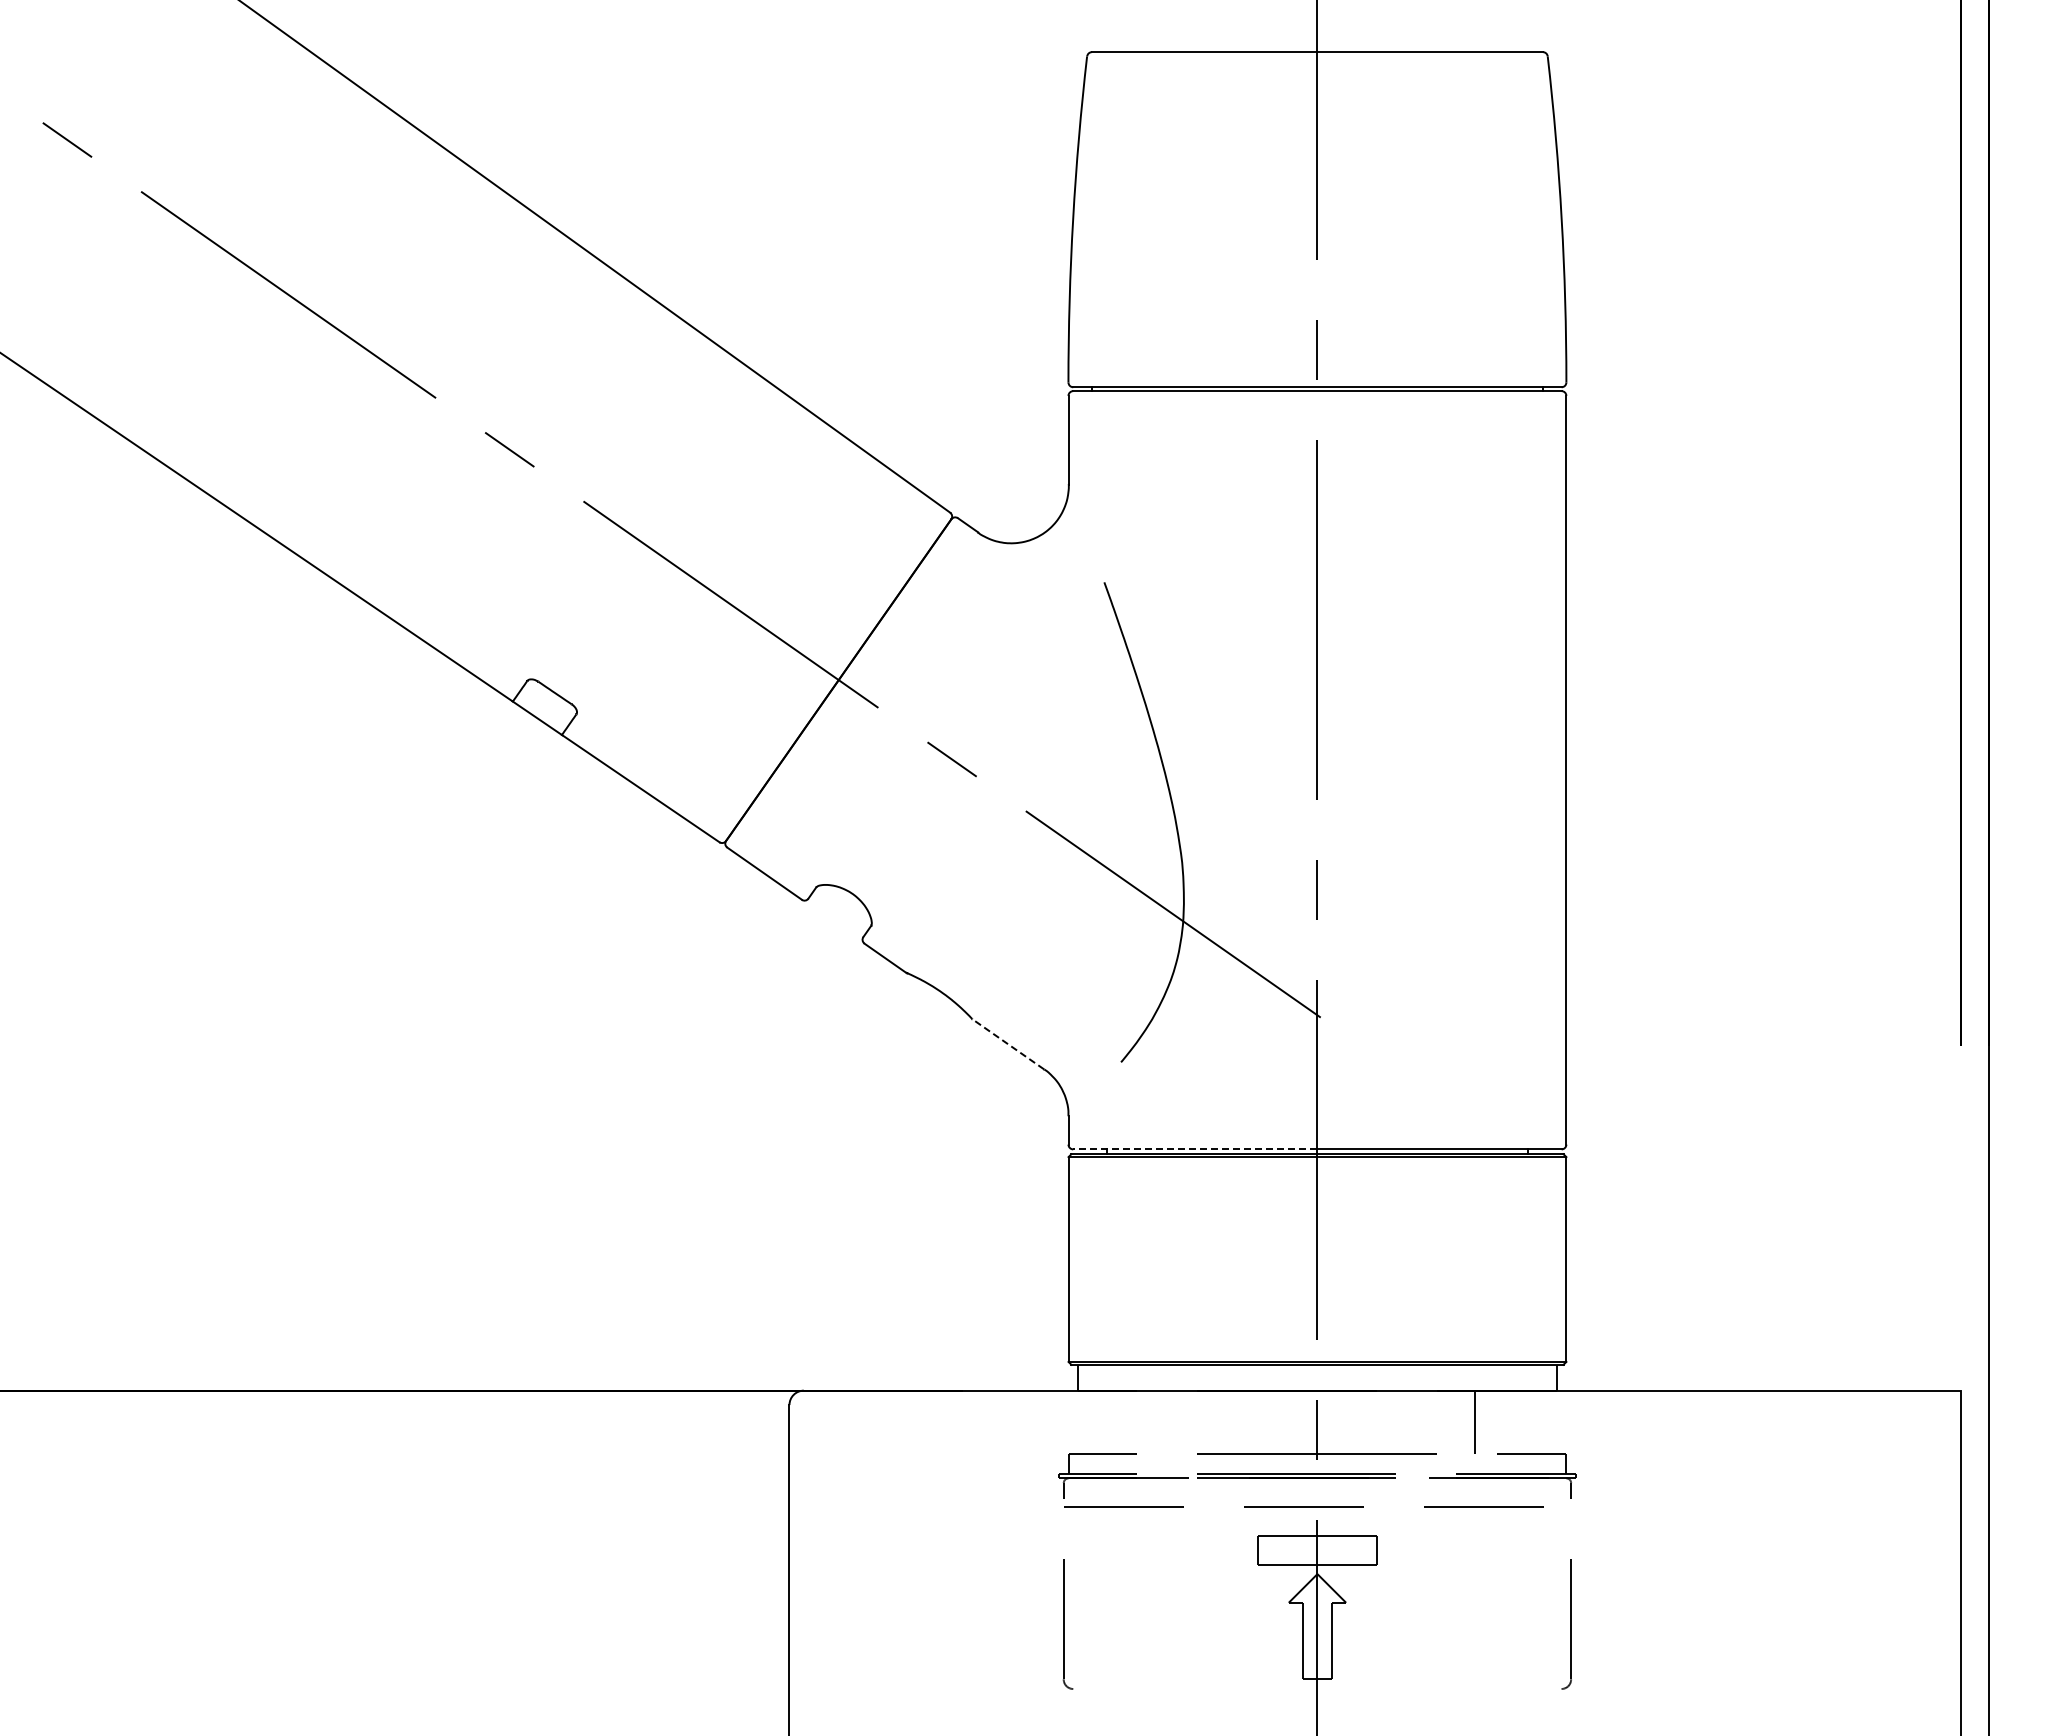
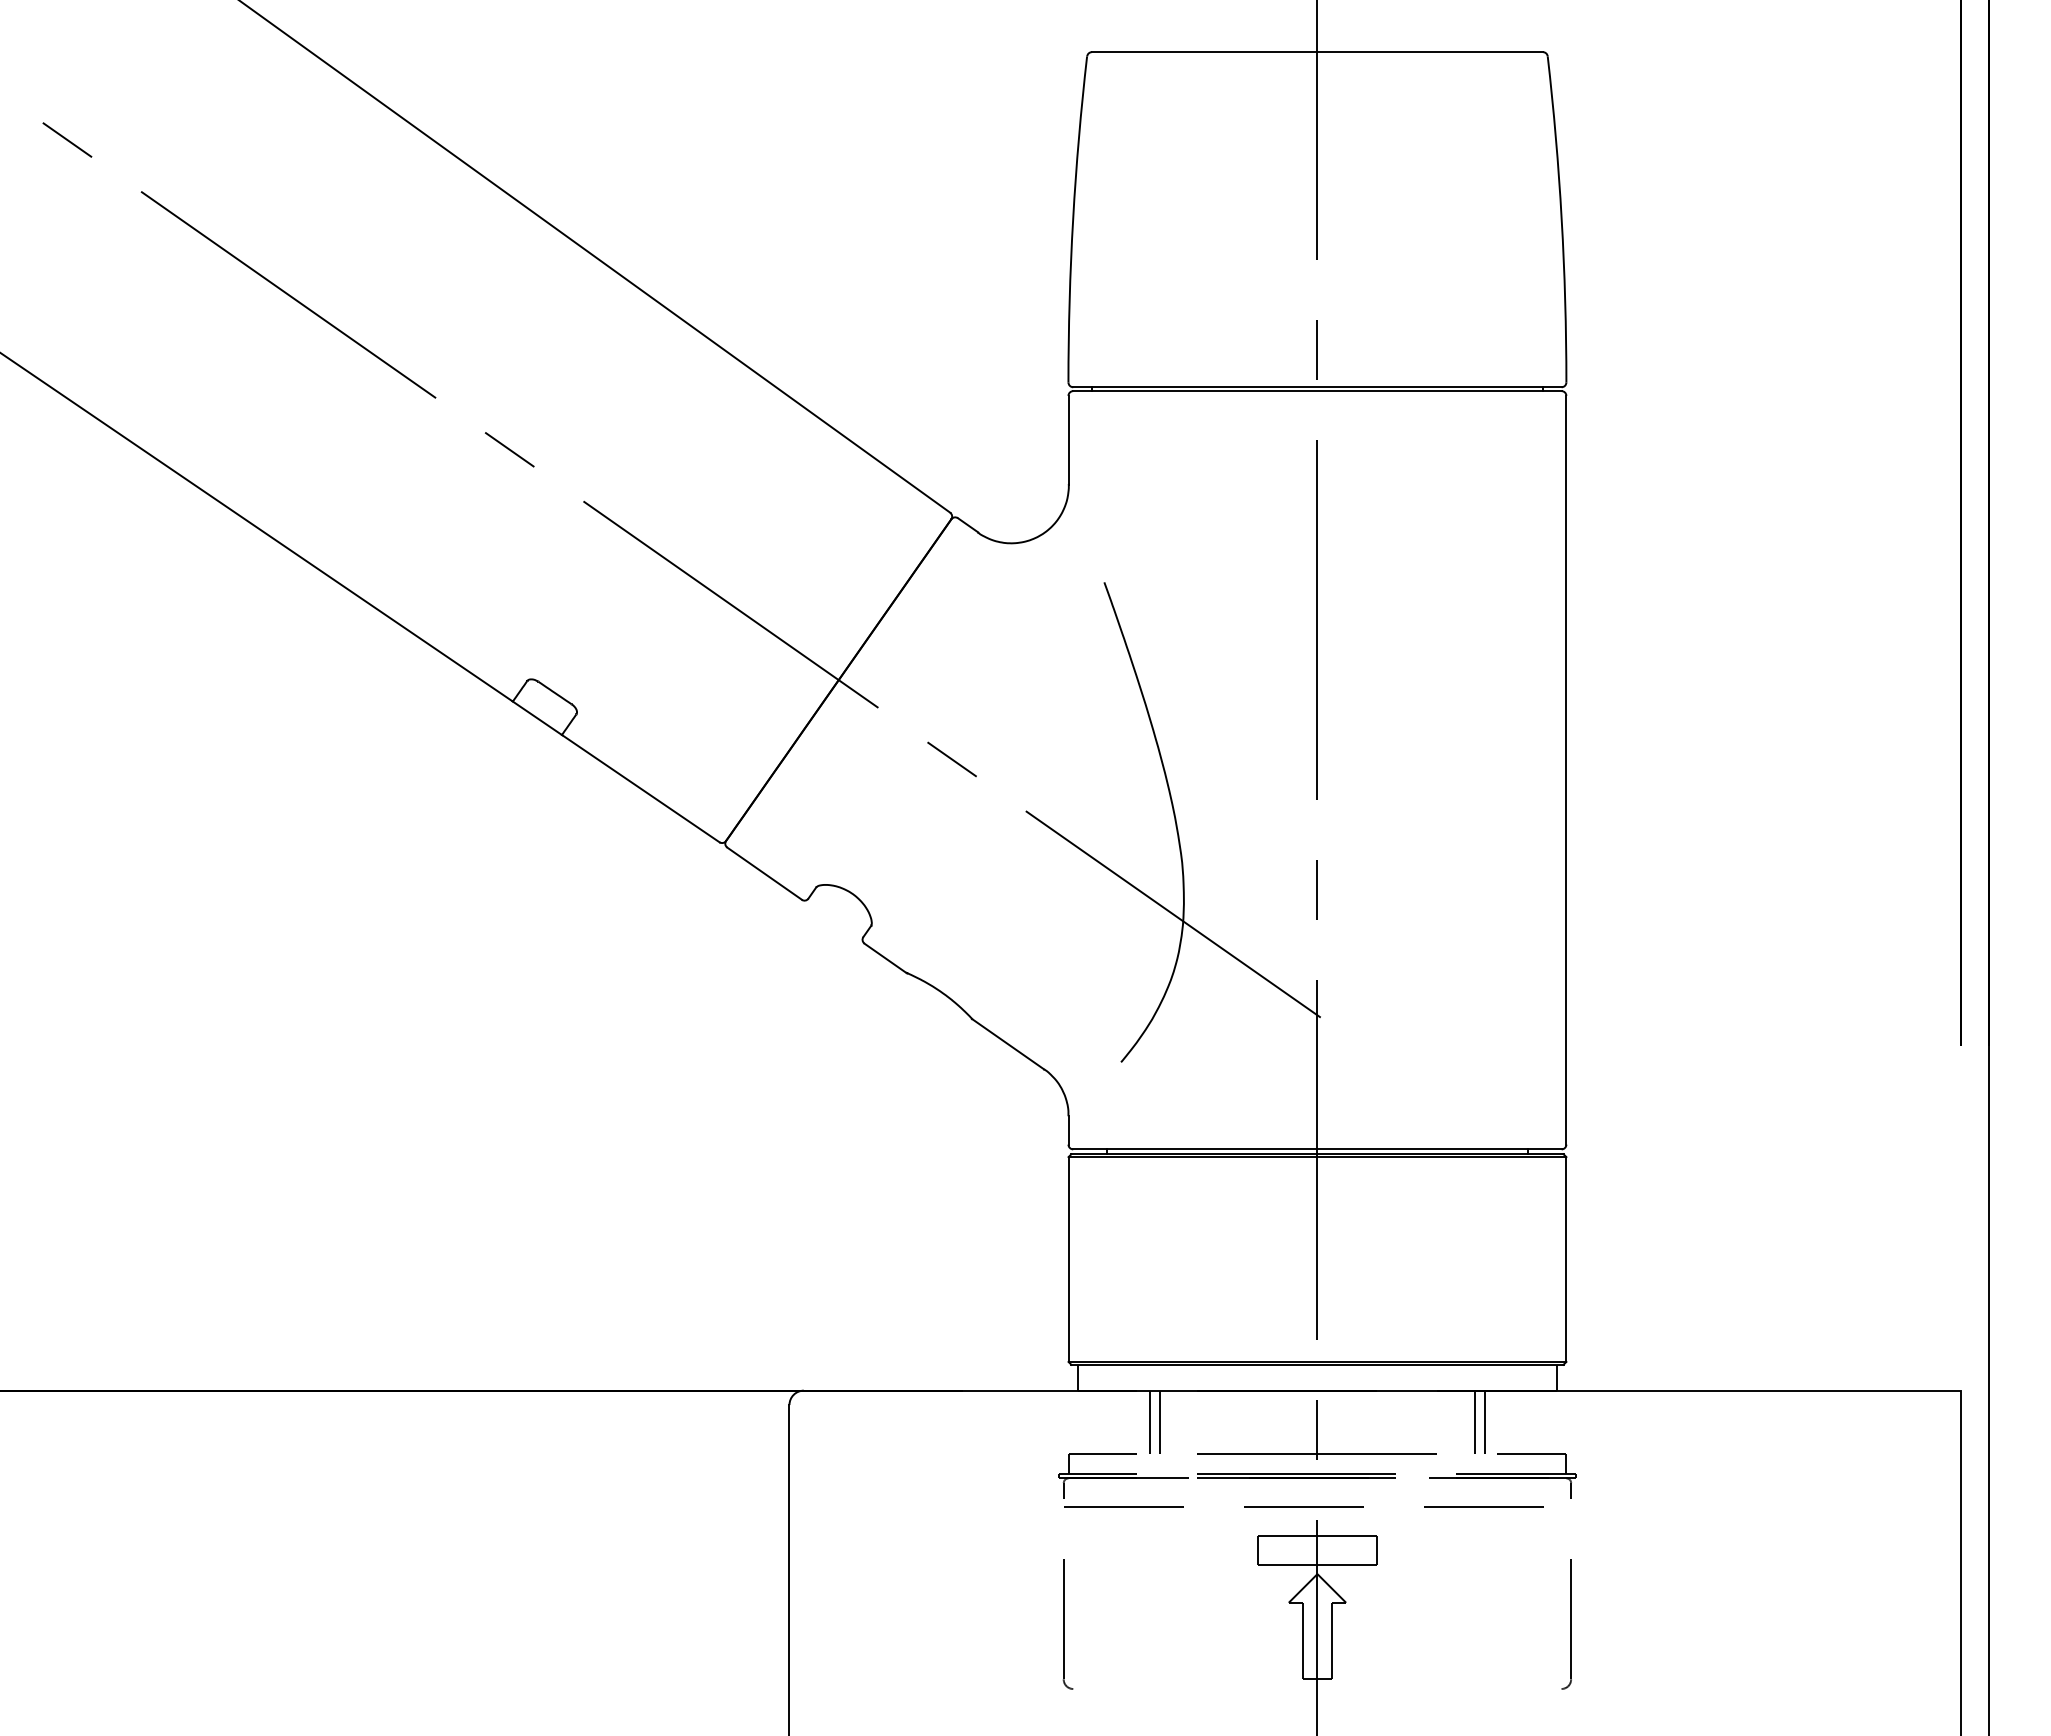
line: dashed -> solid (1008, 1044)
line: dashed -> solid (1194, 1149)
line: none -> present (1149, 1422)
line: none -> present (1159, 1422)
line: none -> present (1484, 1422)
